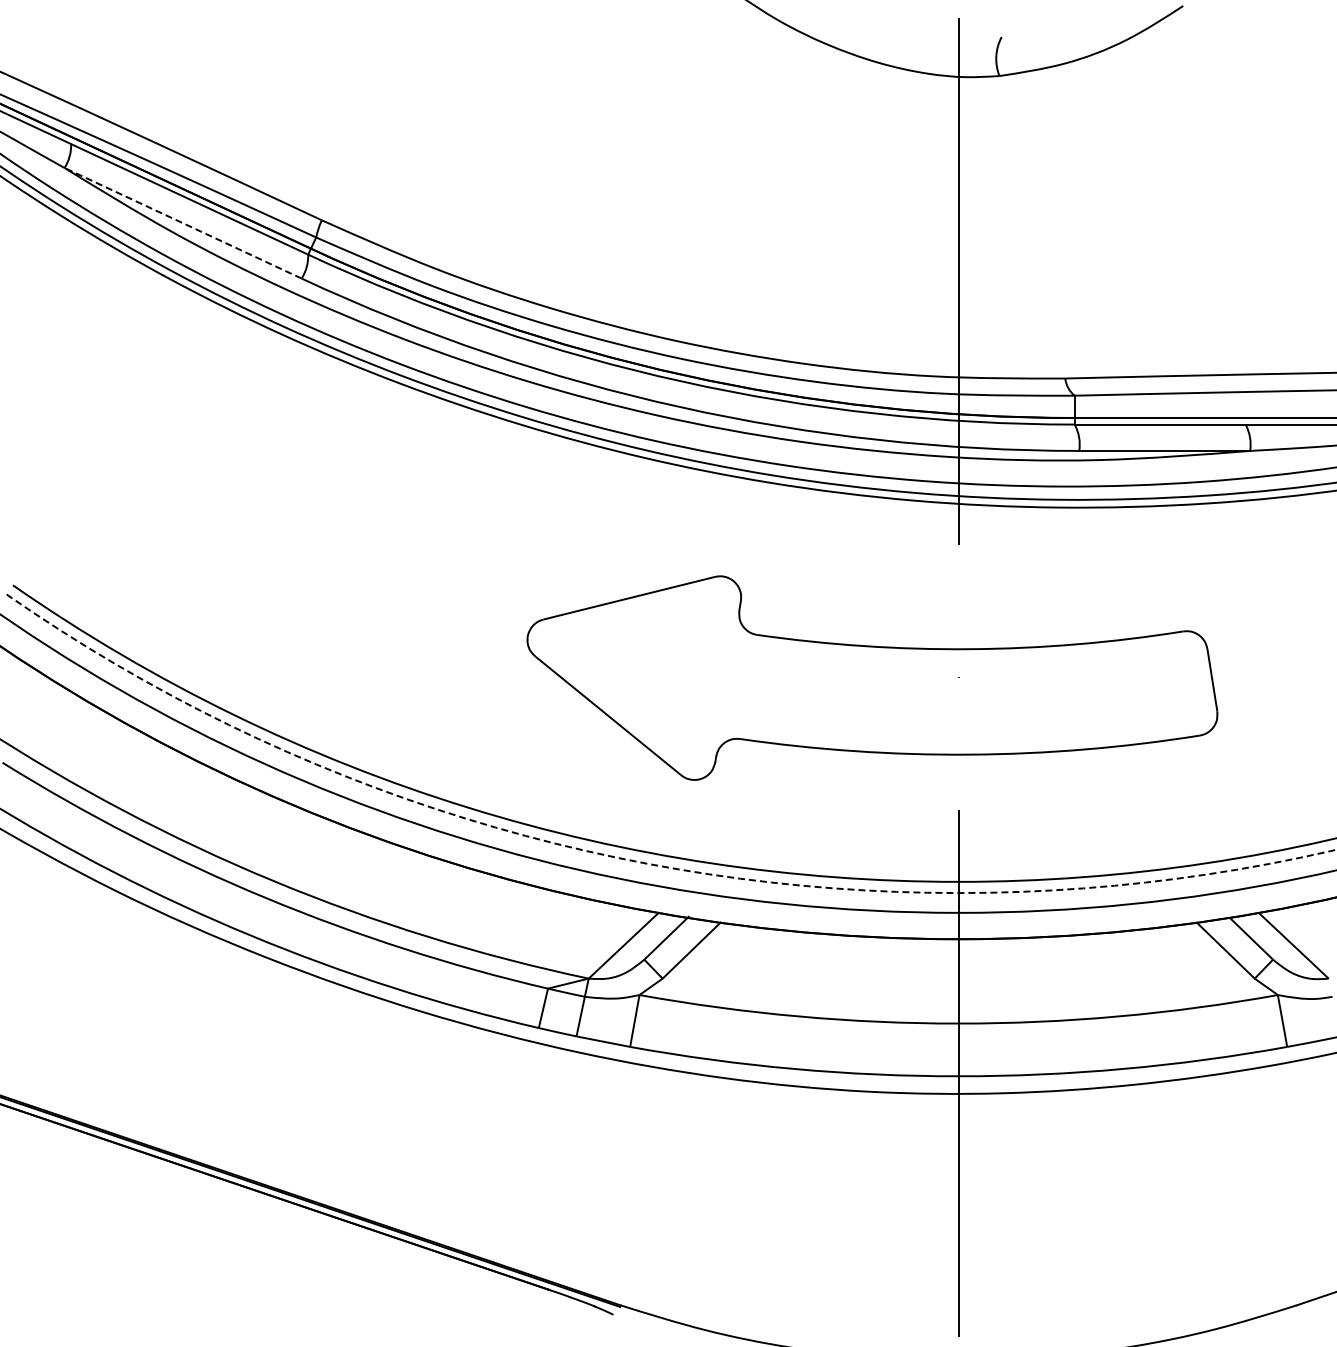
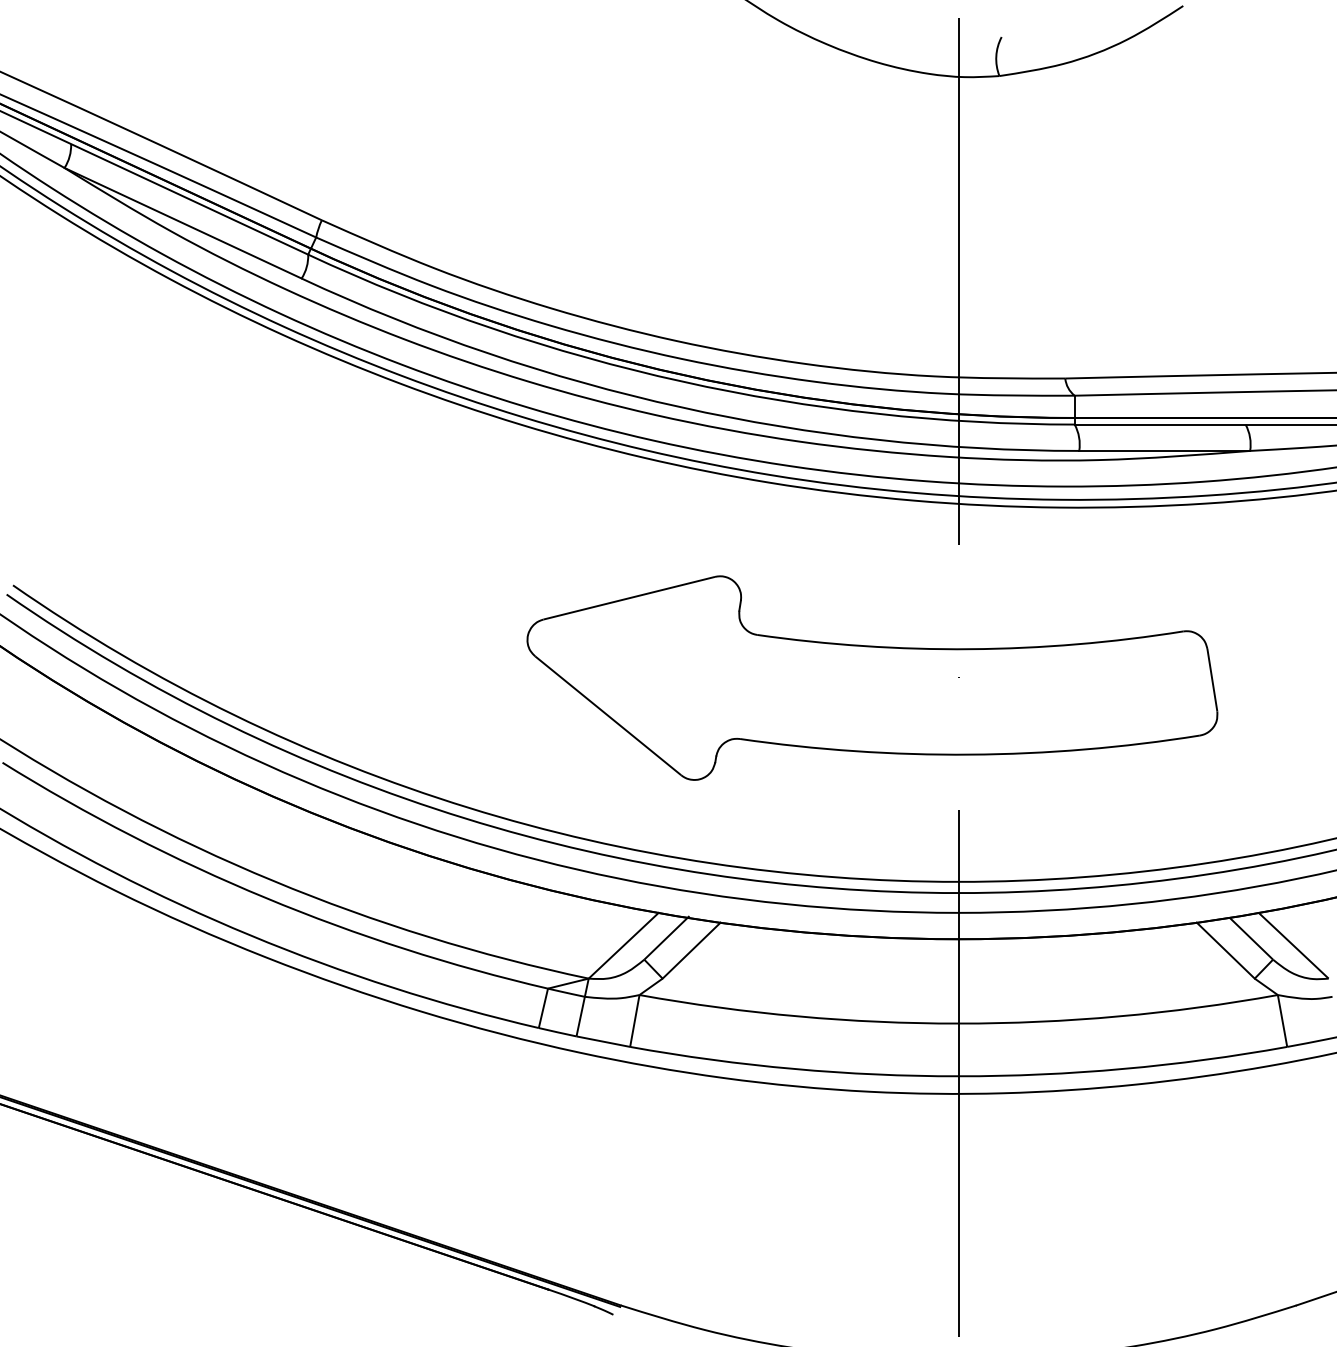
line: dashed -> solid (183, 223)
arc: dashed -> solid (647, 863)
